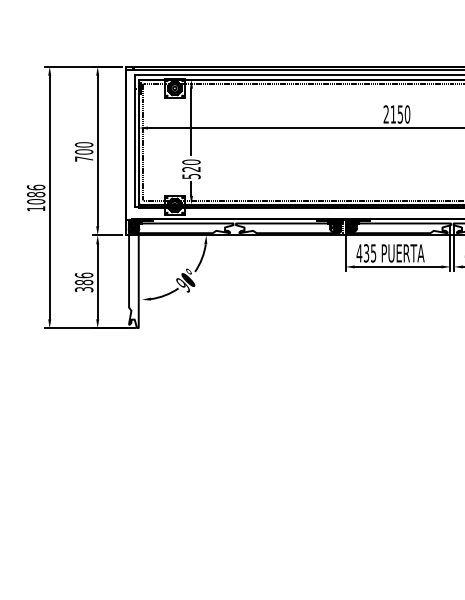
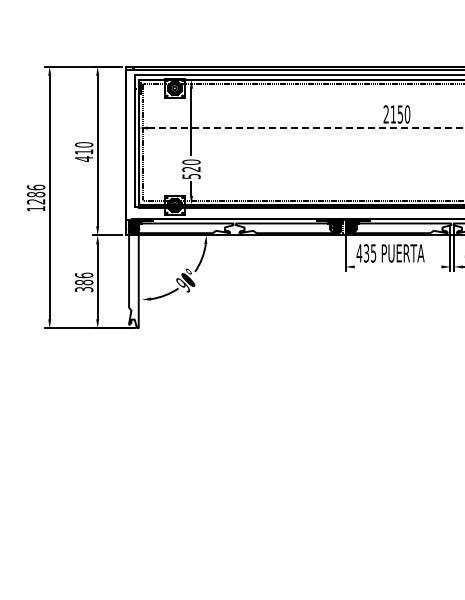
line: solid -> dashed (306, 128)
text: 700 -> 410 (84, 155)
text: 1086 -> 1286 (36, 201)
line: present -> none (397, 266)
